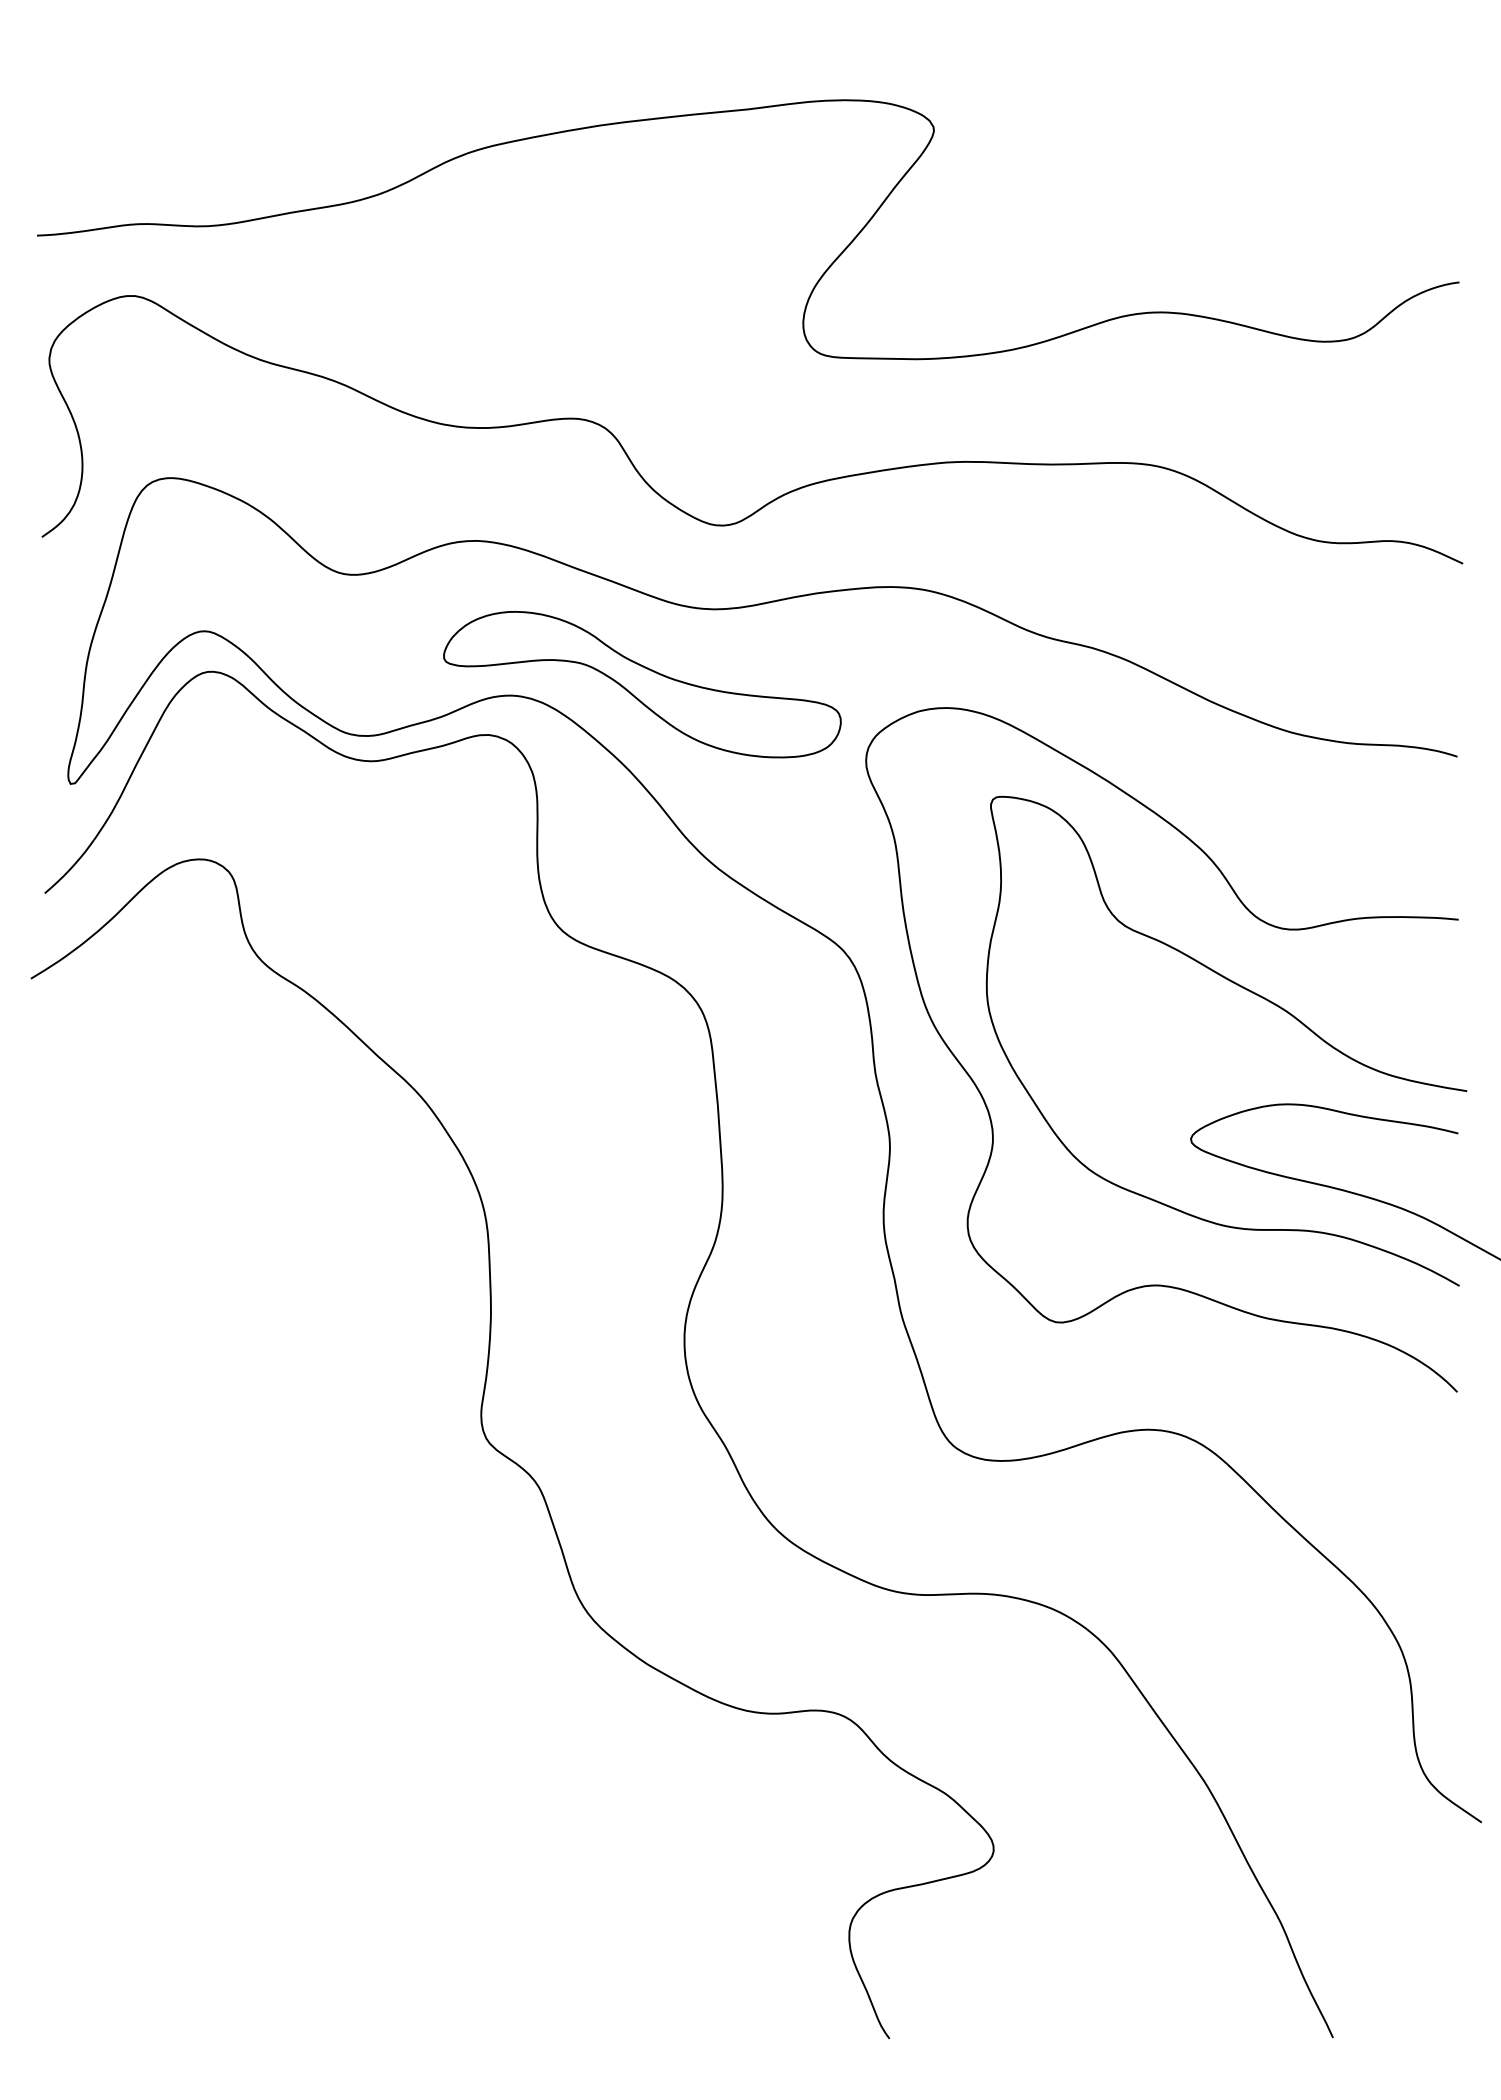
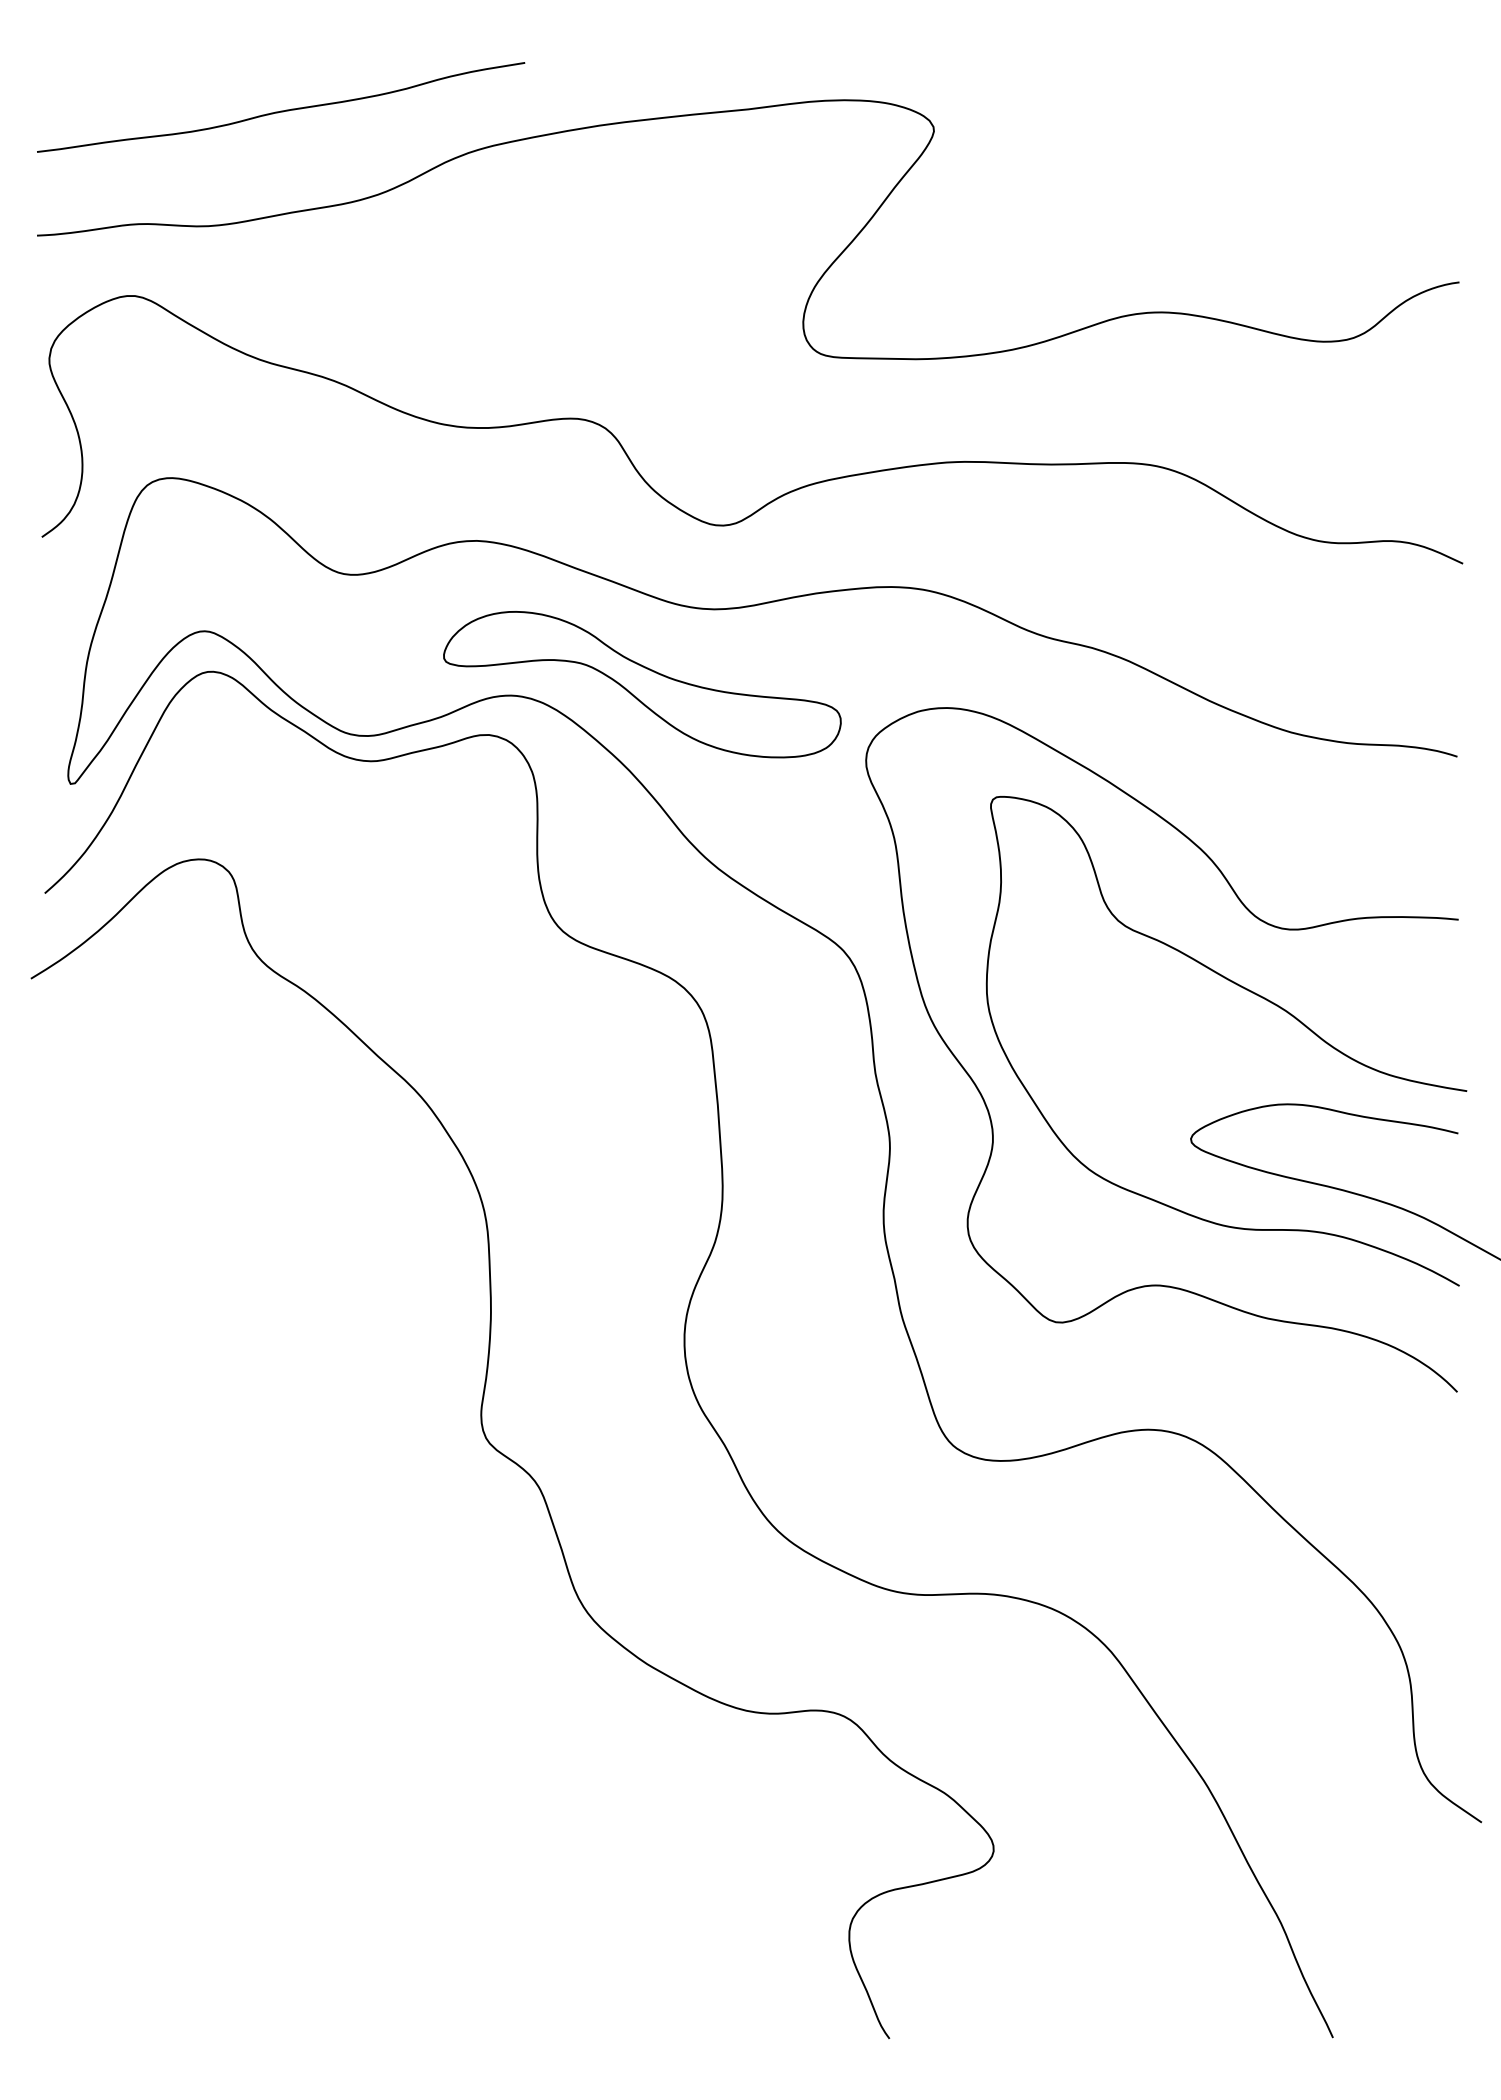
curve: none -> present (281, 110)
